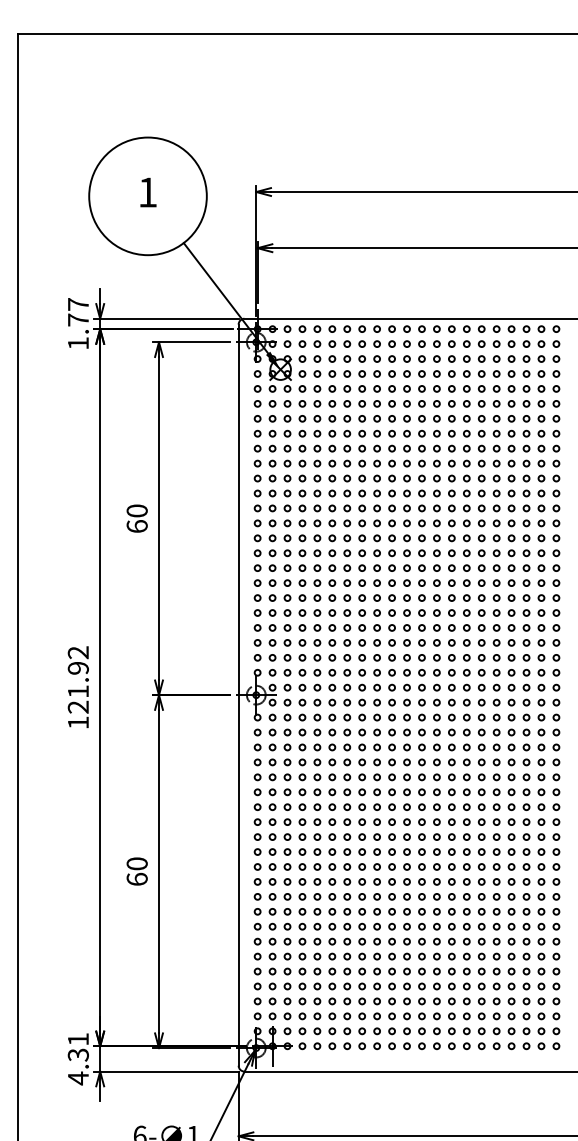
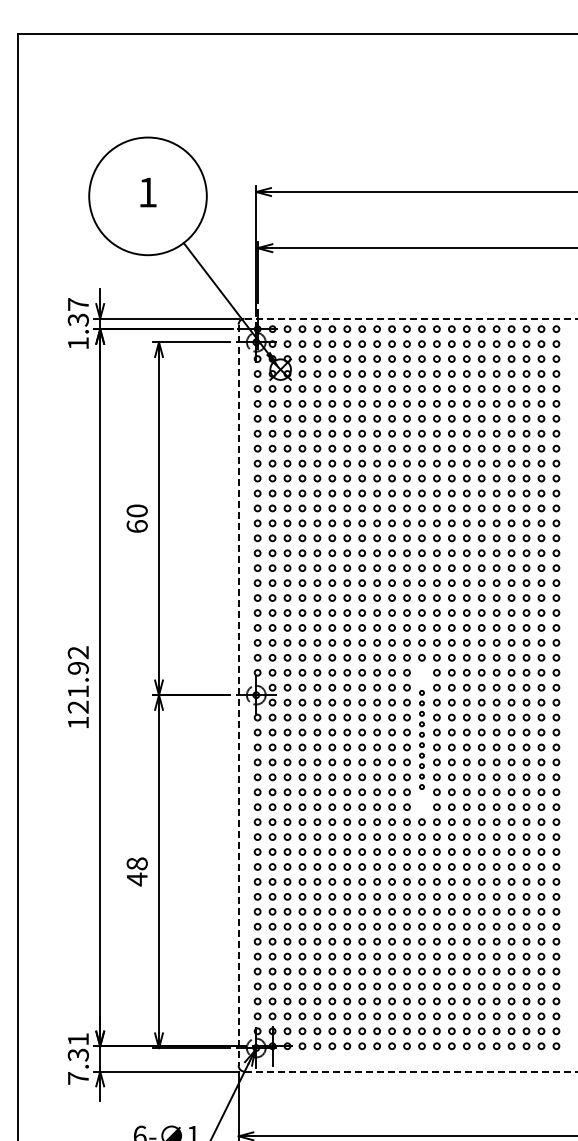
line: solid -> dashed (410, 318)
text: 1.77 -> 1.37 (77, 319)
line: solid -> dashed (238, 695)
part size: 8x142 px -> 6x100 px (421, 739)
text: 60 -> 48 (136, 871)
line: solid -> dashed (411, 1071)
text: 4.31 -> 7.31 (78, 1078)
